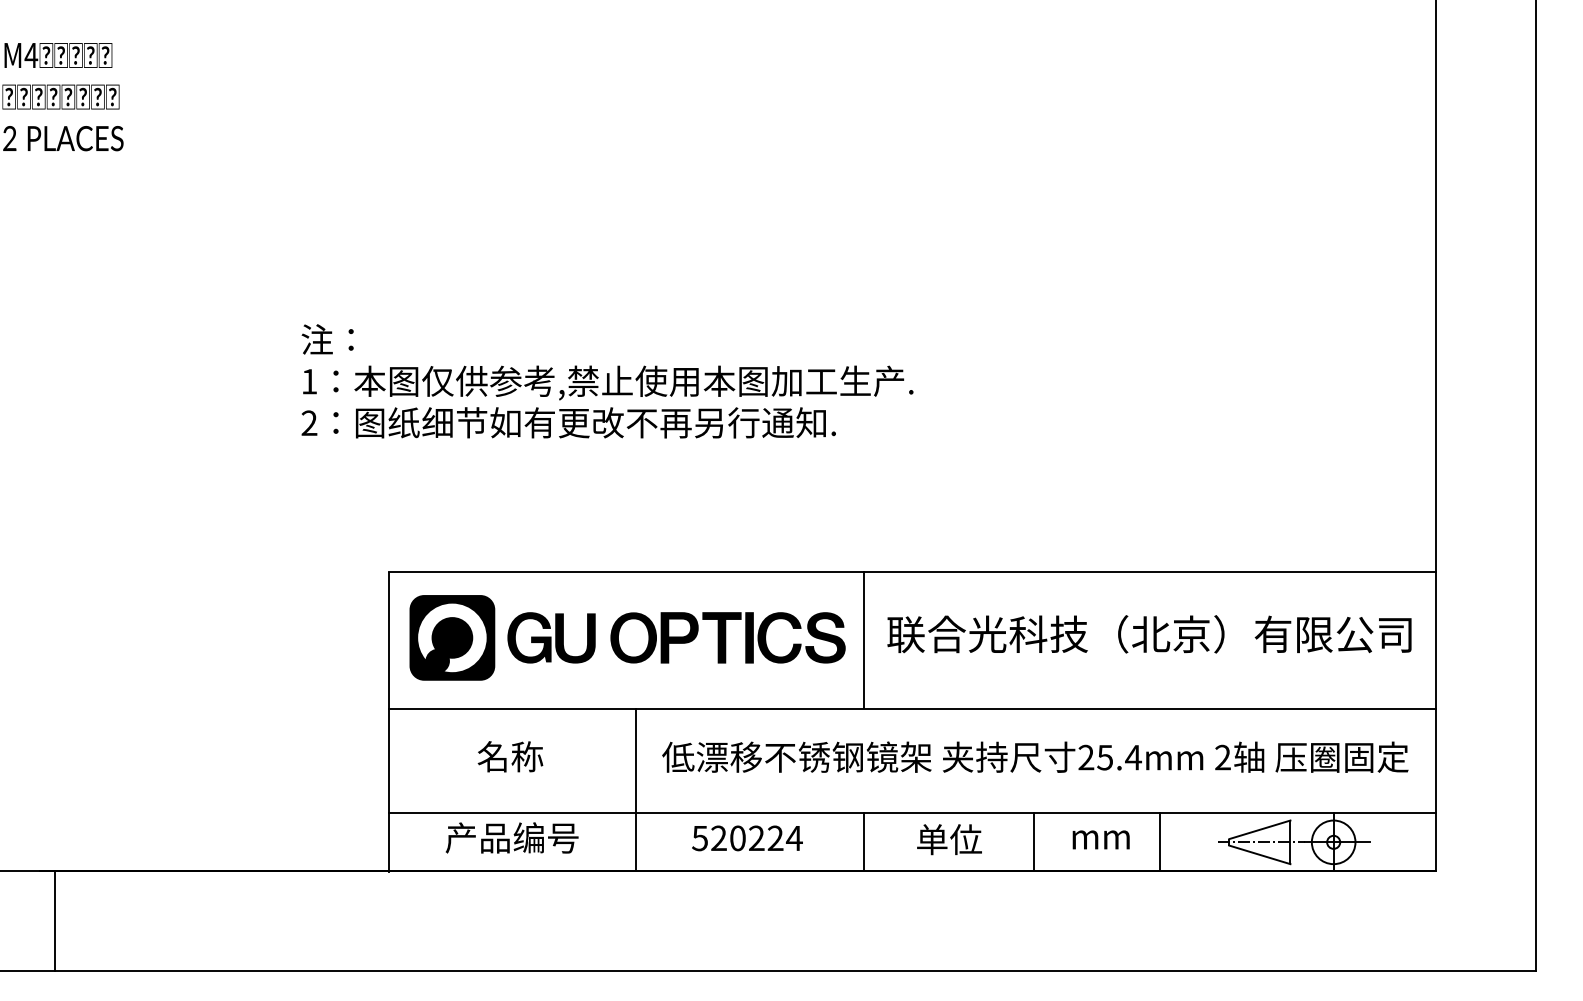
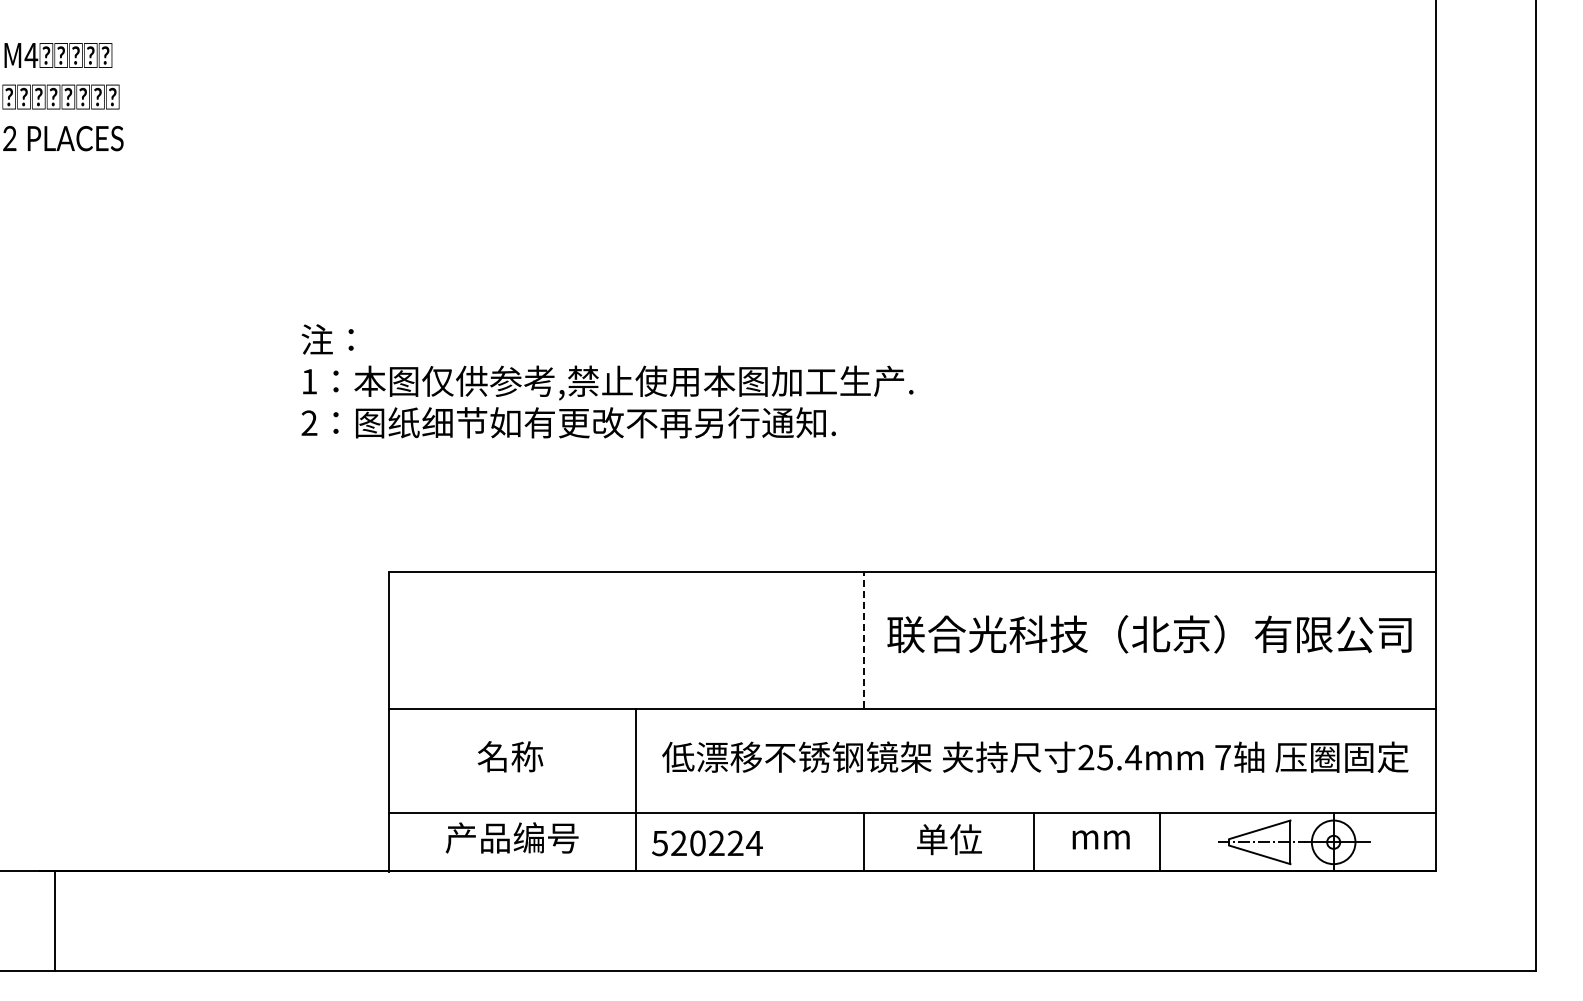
part: present -> none (627, 637)
line: solid -> dashed (863, 640)
text: 2 -> 7 (1222, 757)
text position: (747, 838) -> (707, 843) (707, 843)
